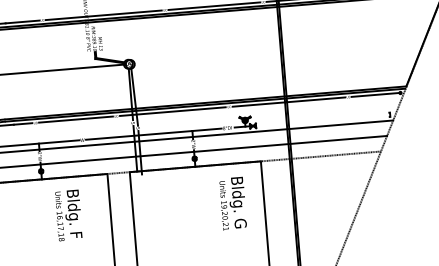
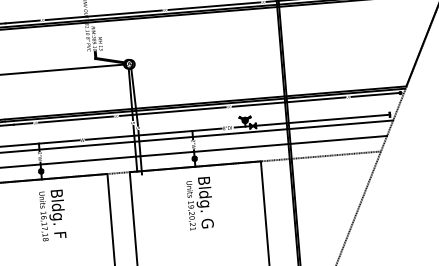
line: none -> present (323, 119)
text position: (232, 203) -> (199, 203) (199, 203)
text position: (68, 215) -> (52, 215) (52, 215)
